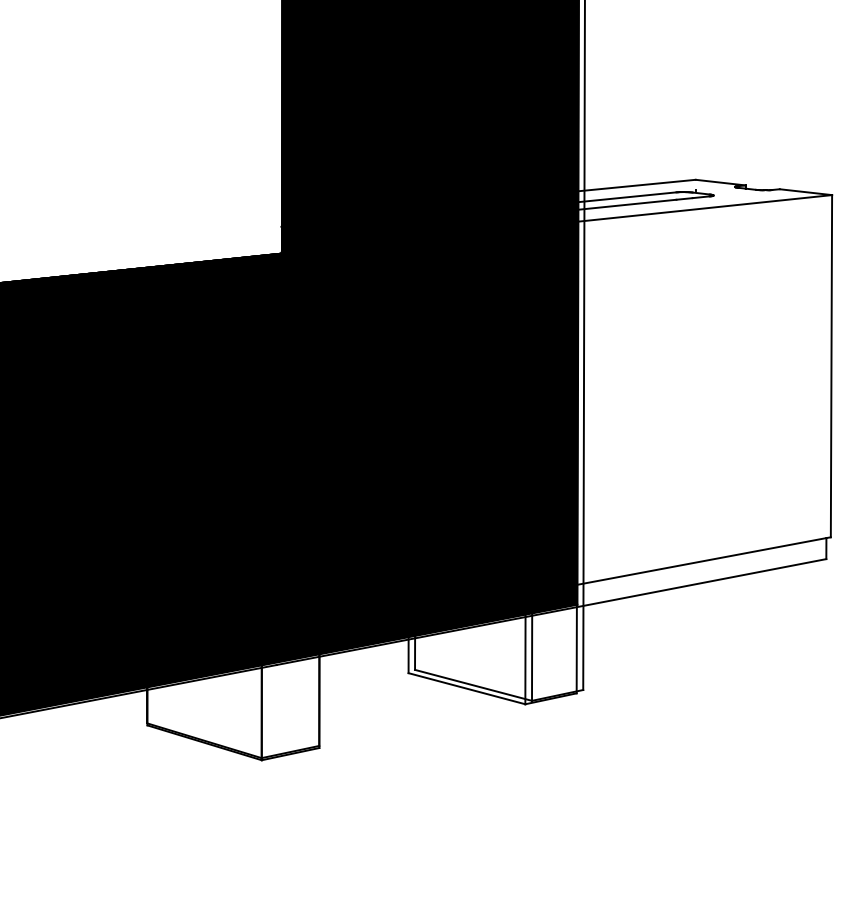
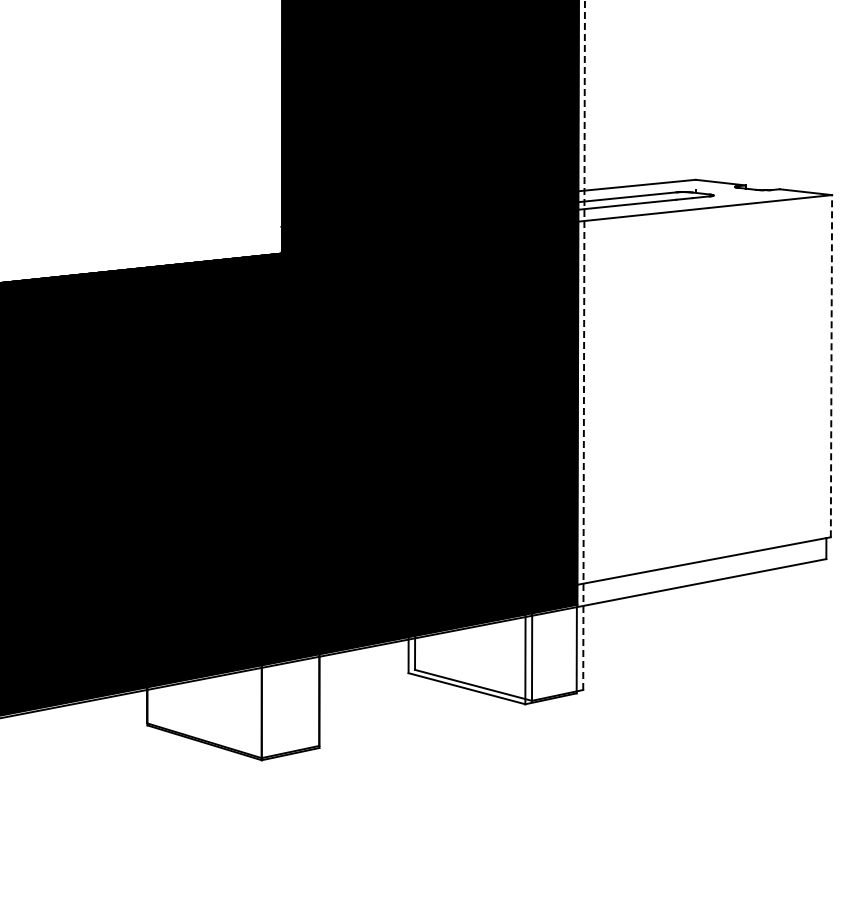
line: solid -> dashed (584, 345)
line: solid -> dashed (831, 365)
